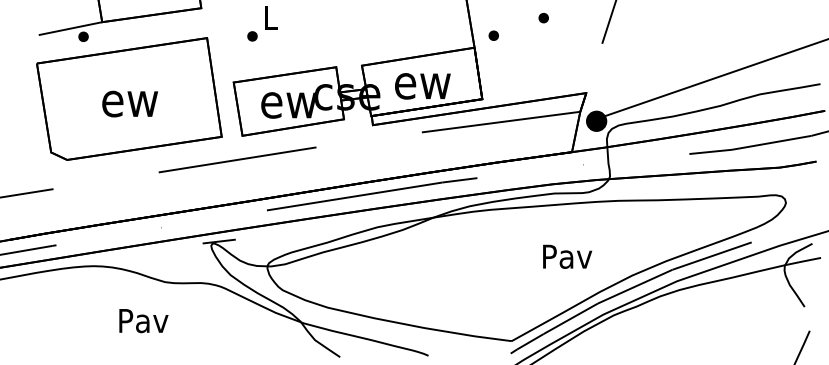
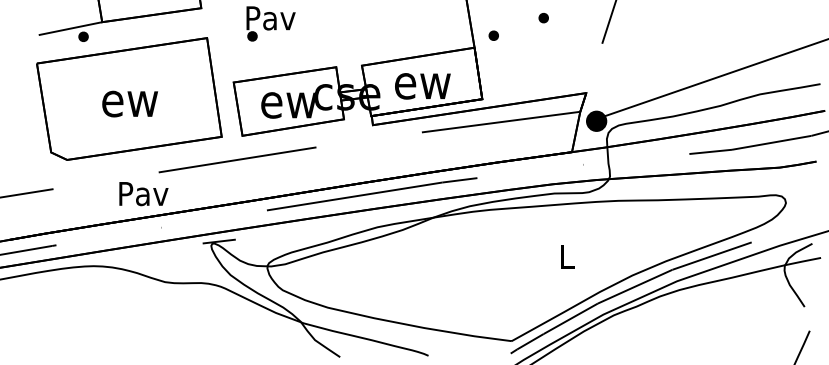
text: L -> Pav (270, 18)
text: Pav -> L (567, 256)
text position: (143, 321) -> (143, 194) (143, 194)
